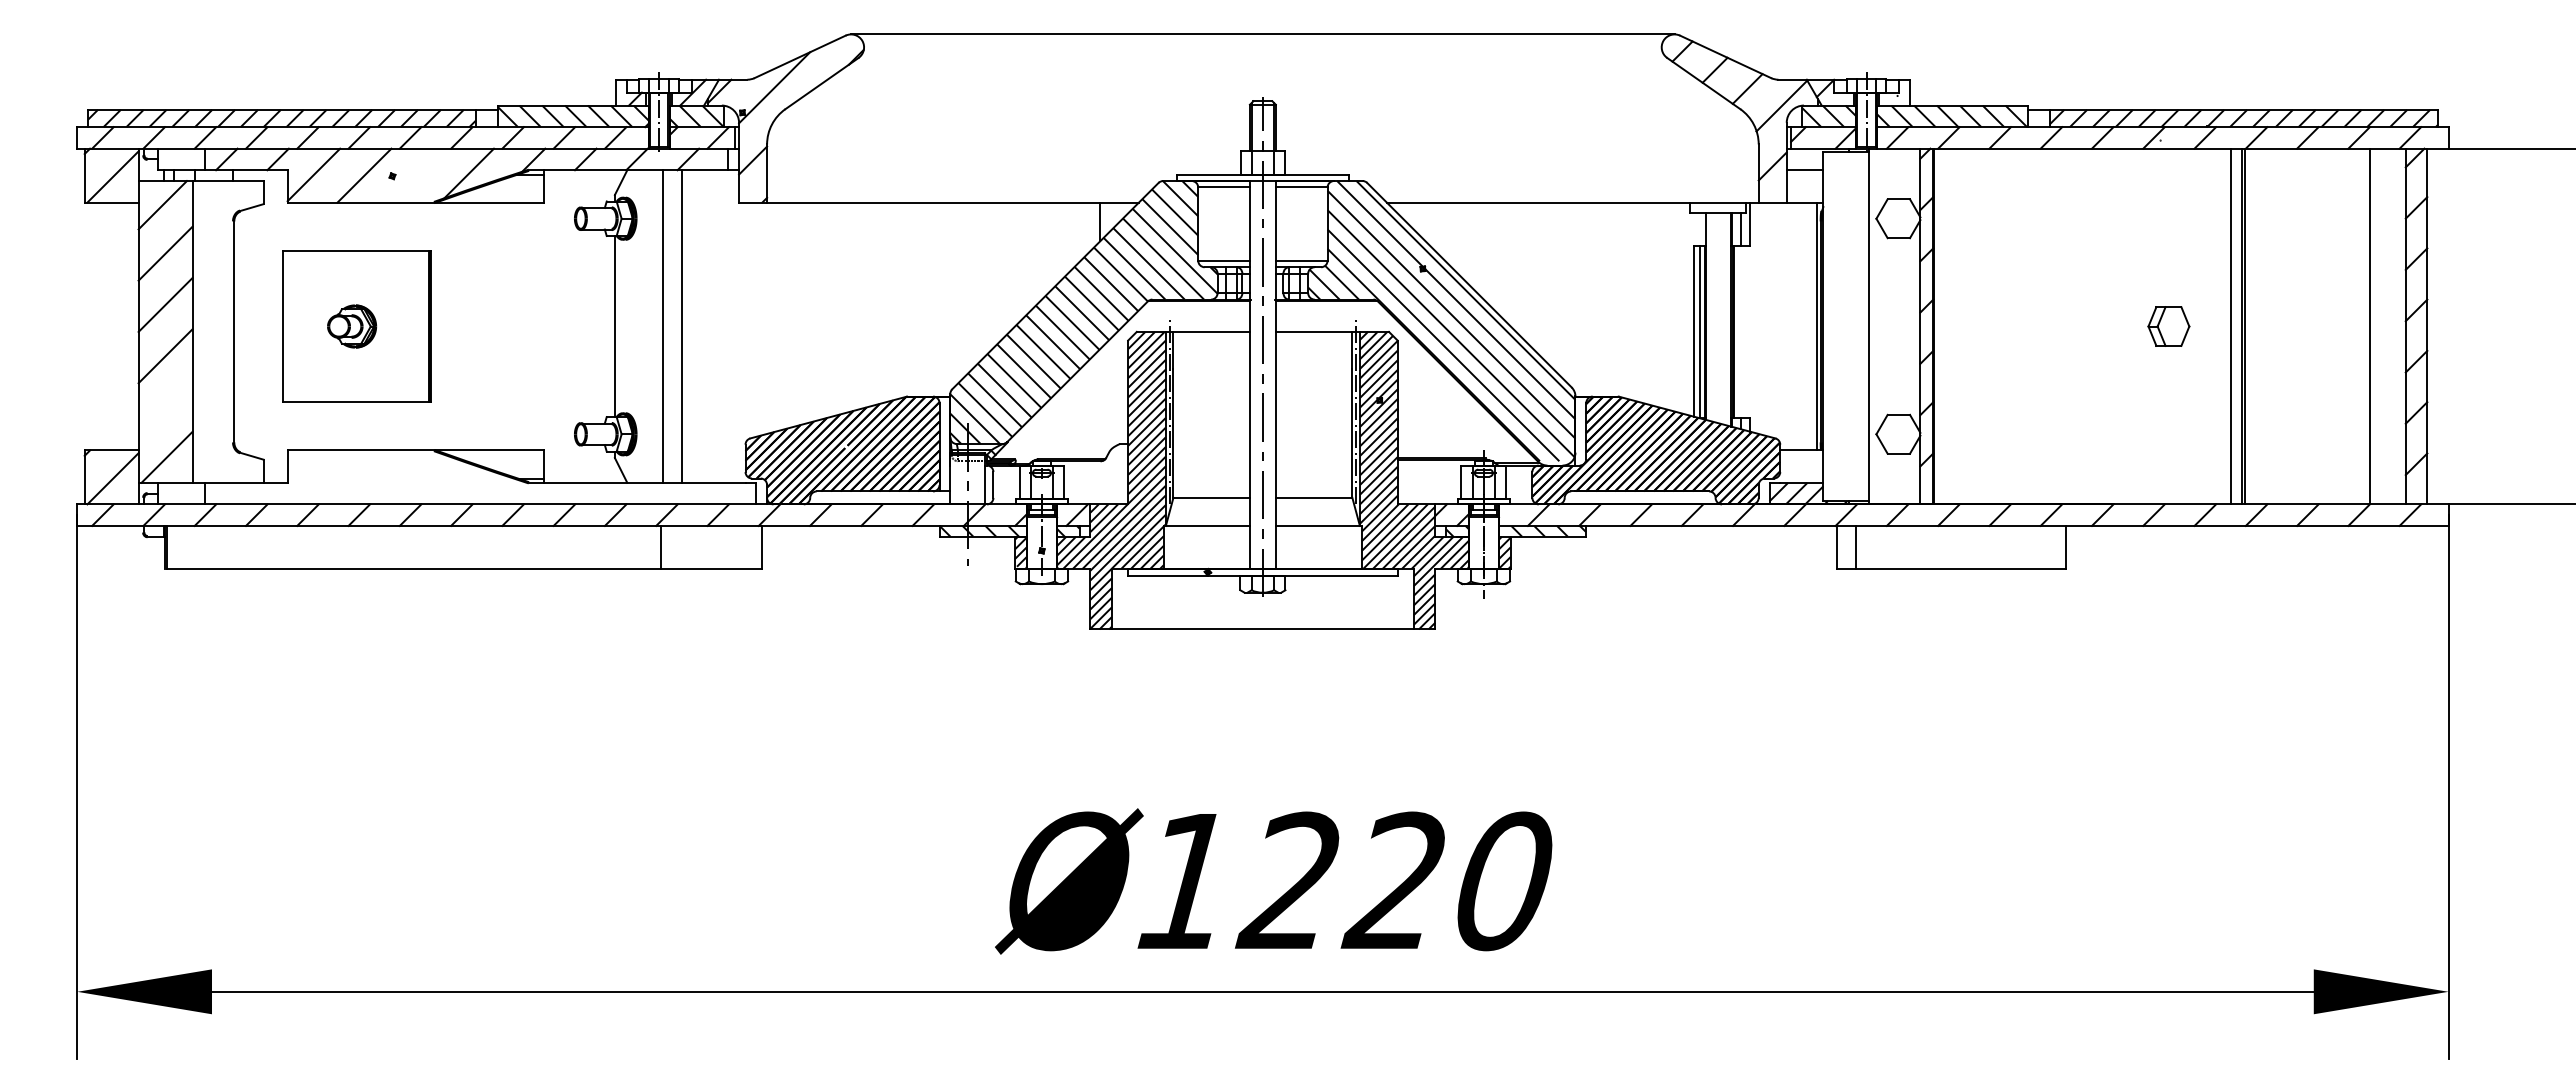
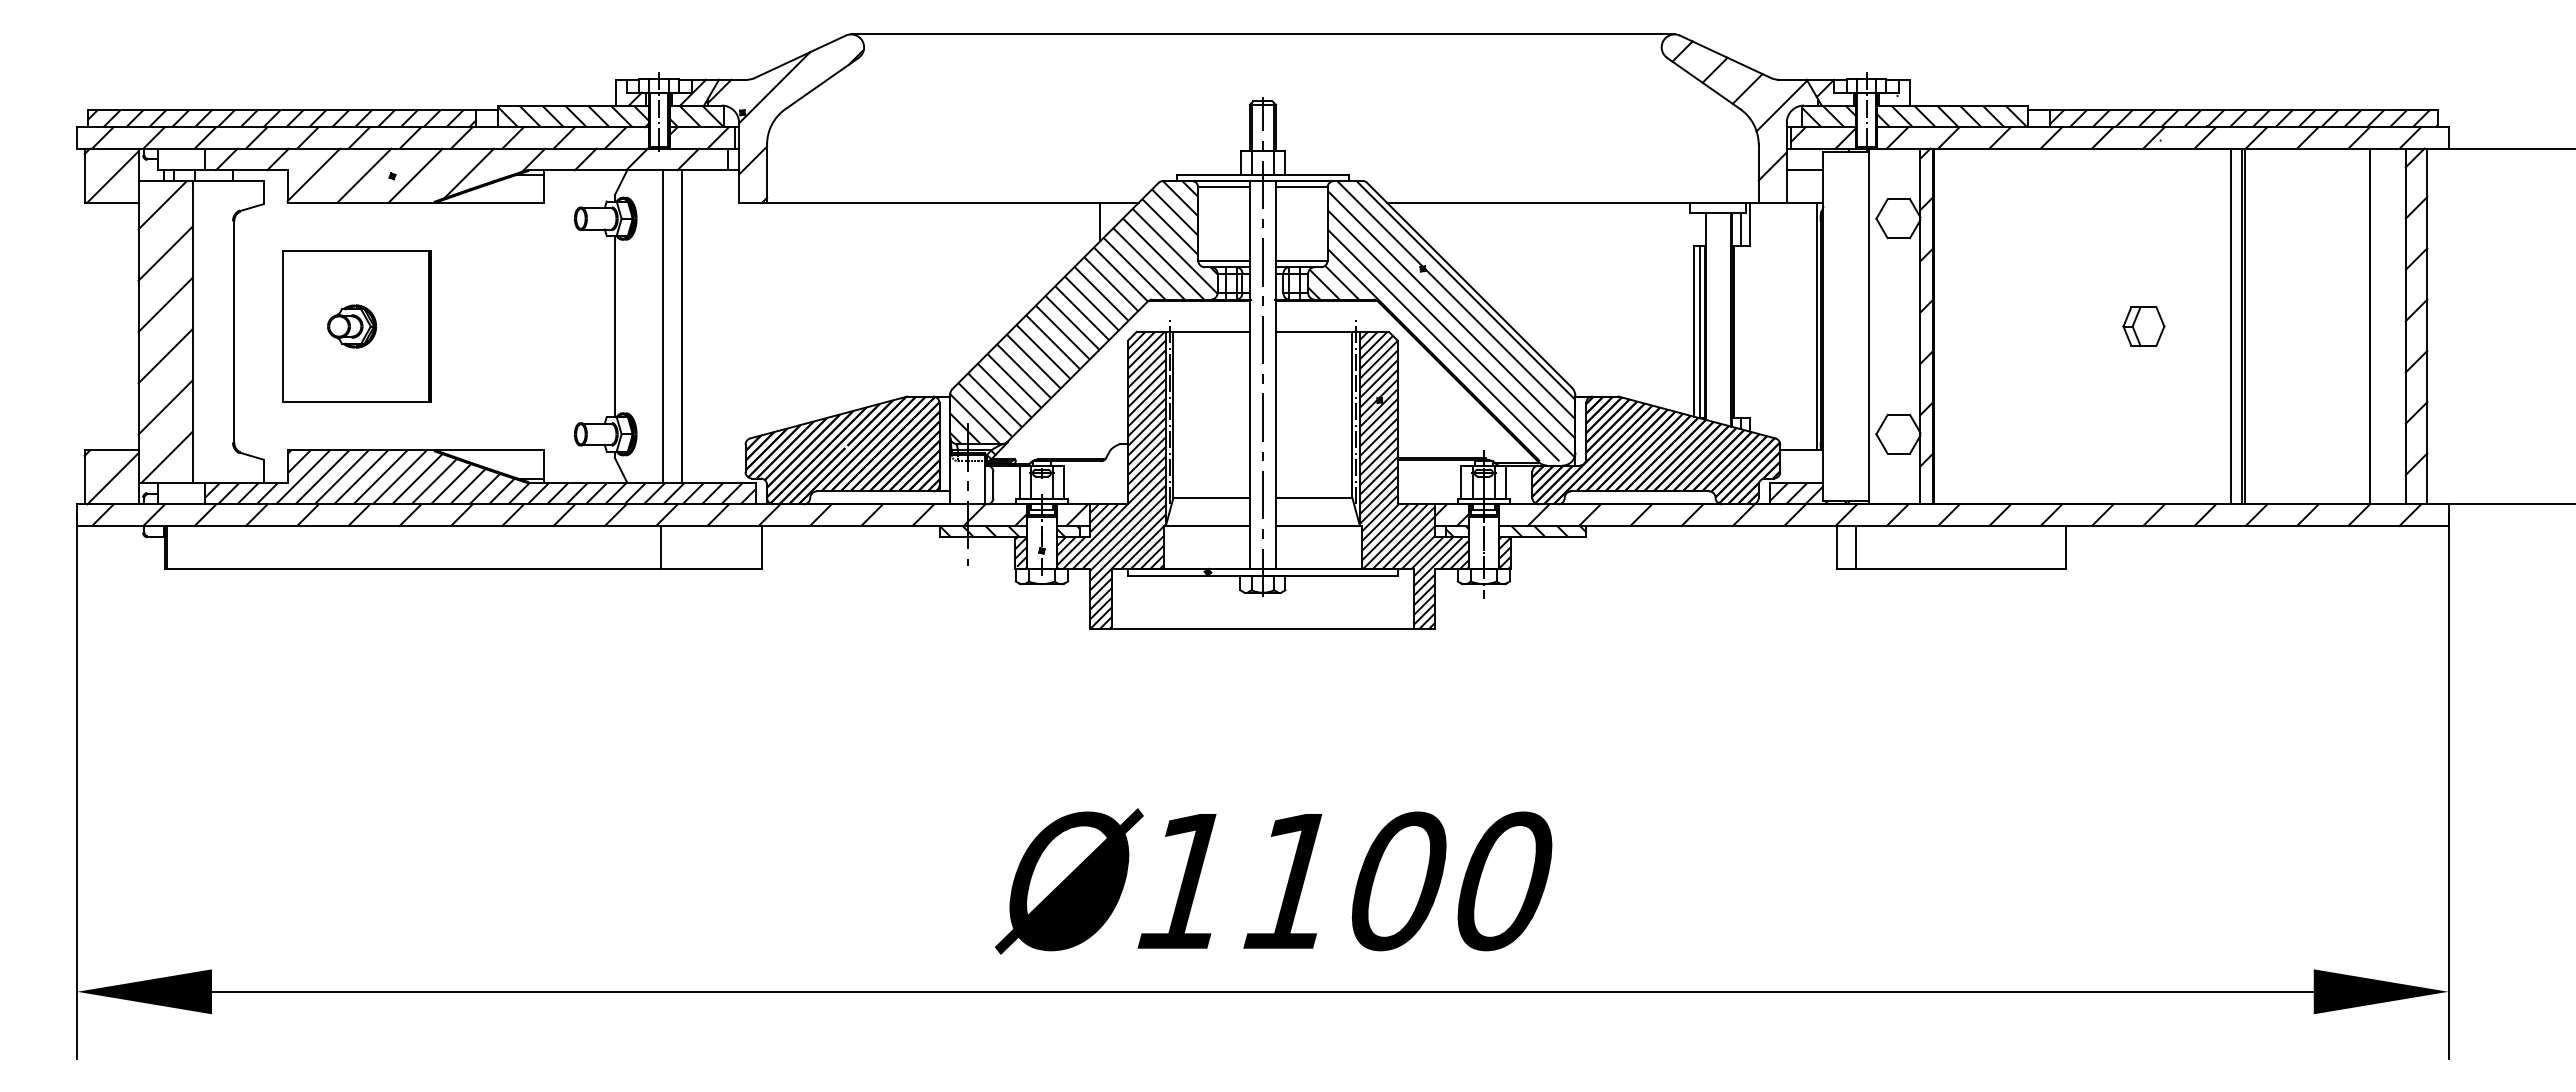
line: none -> present (415, 175)
part position: (2168, 326) -> (2143, 326) (2143, 326)
line: none -> present (165, 407)
hatch: none -> present (480, 477)
text: Ø1220 -> Ø1100 (1340, 881)
